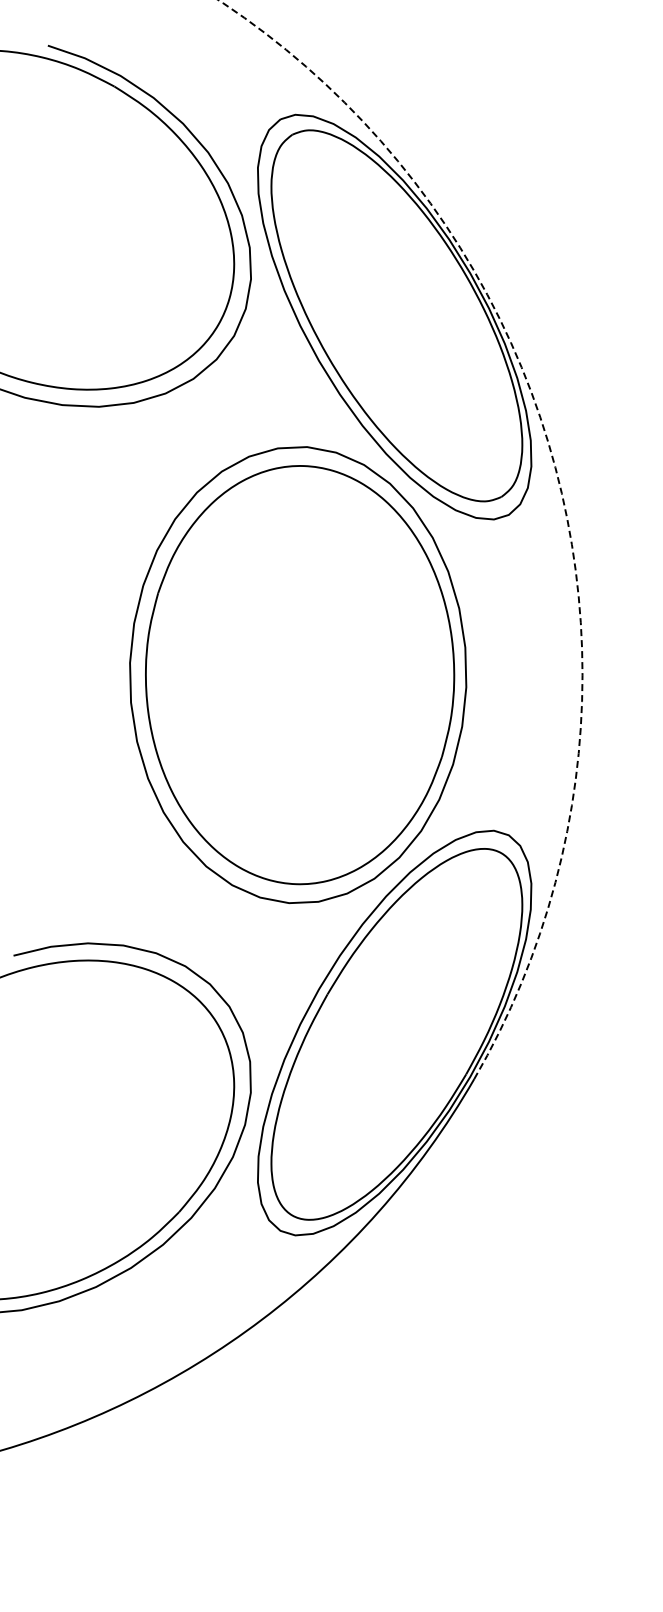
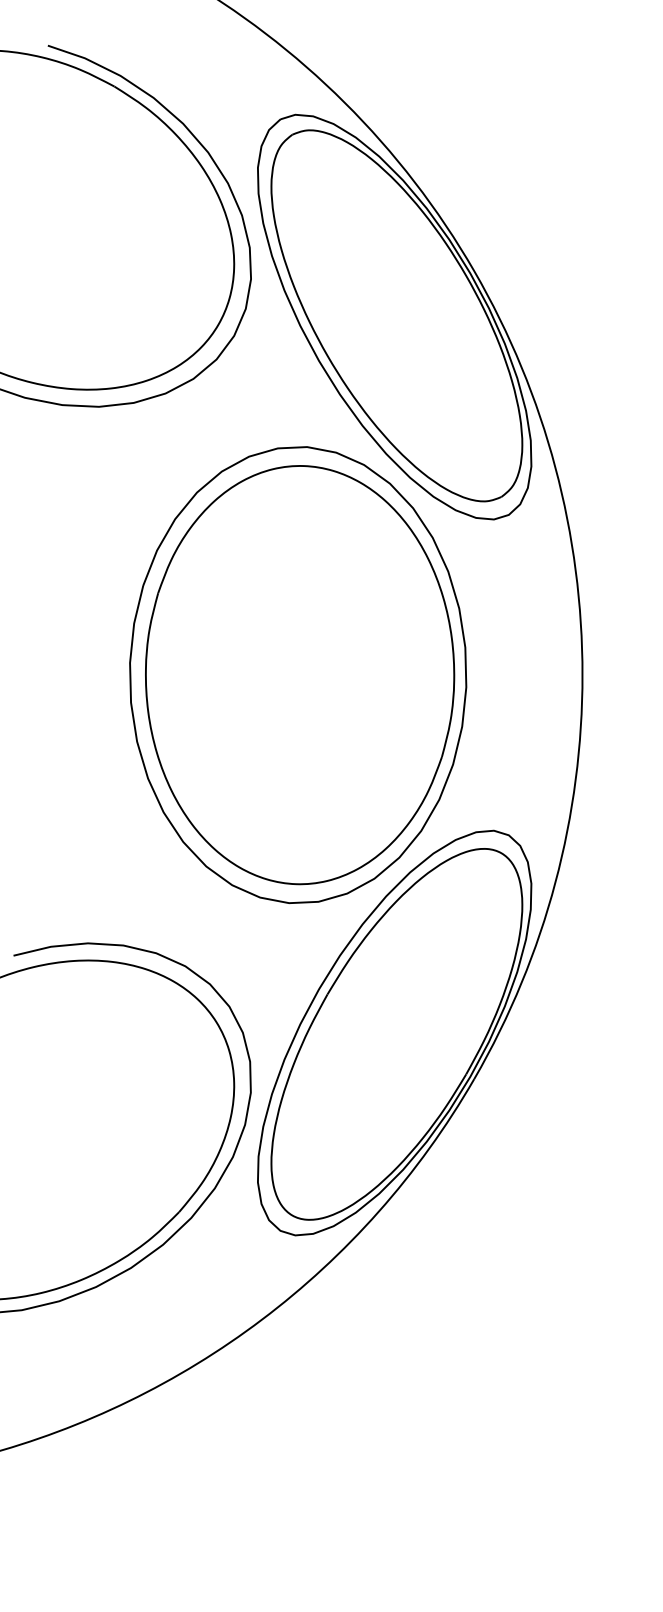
arc: dashed -> solid (561, 490)
